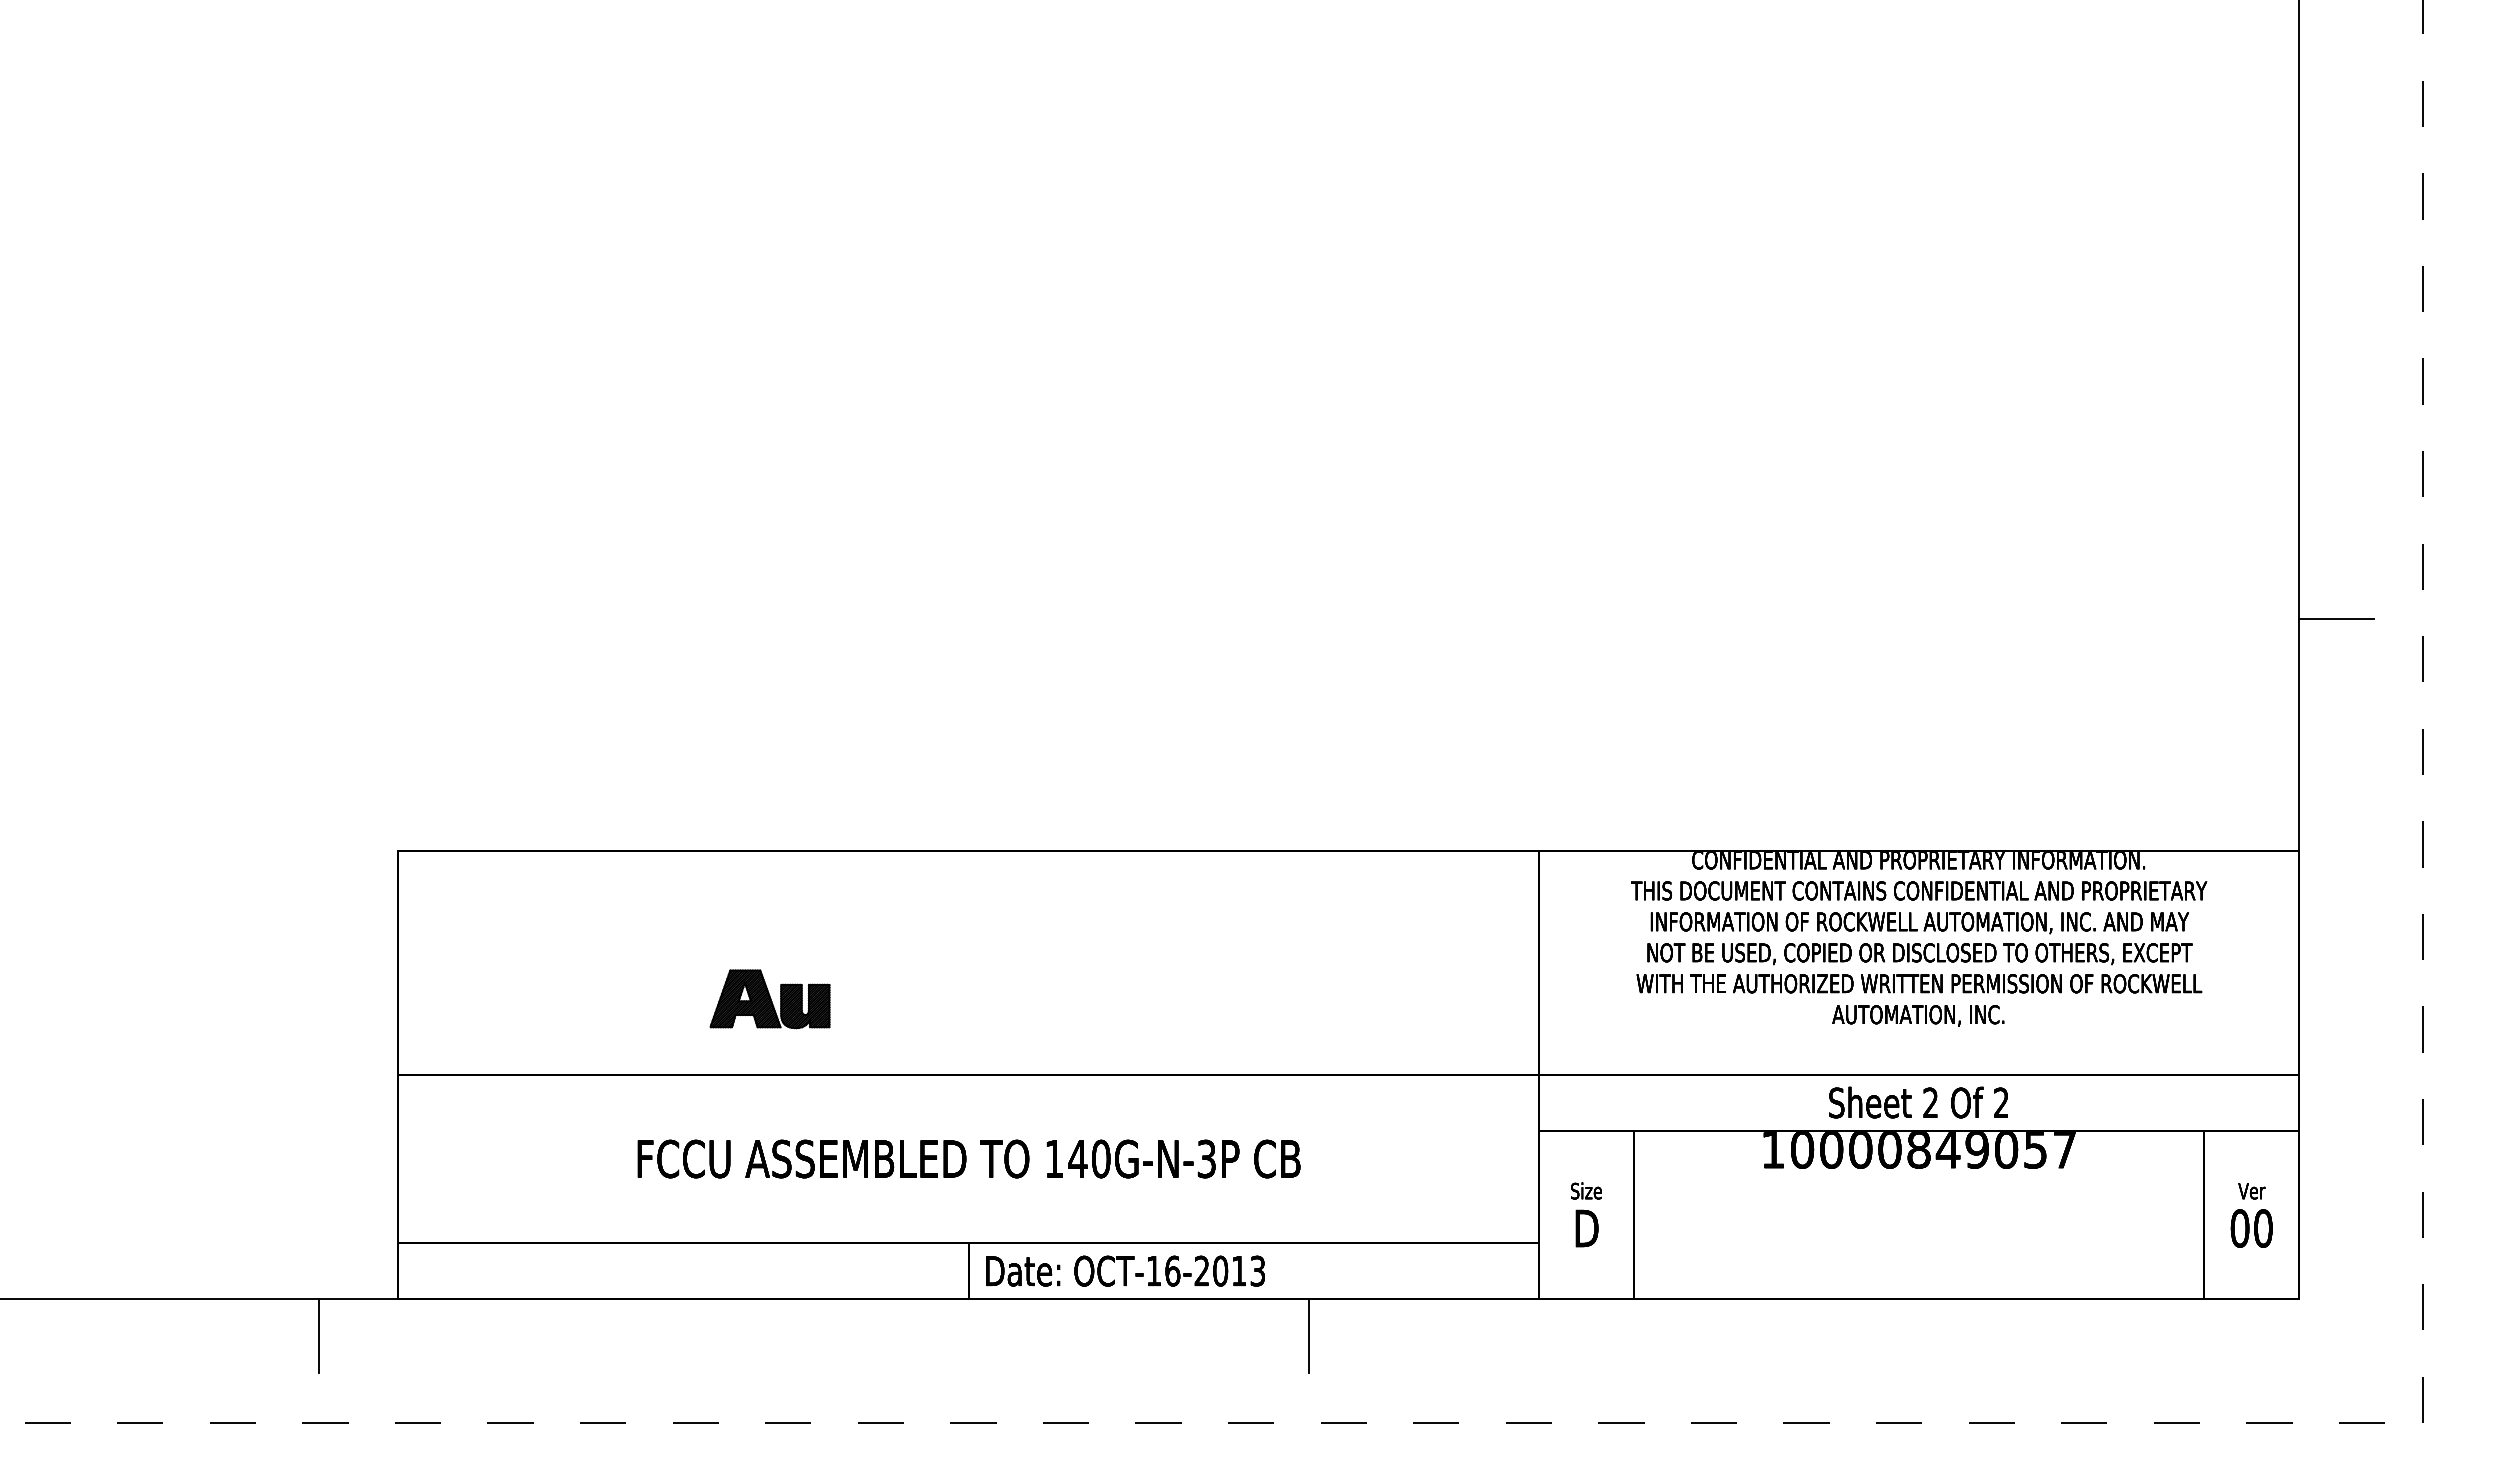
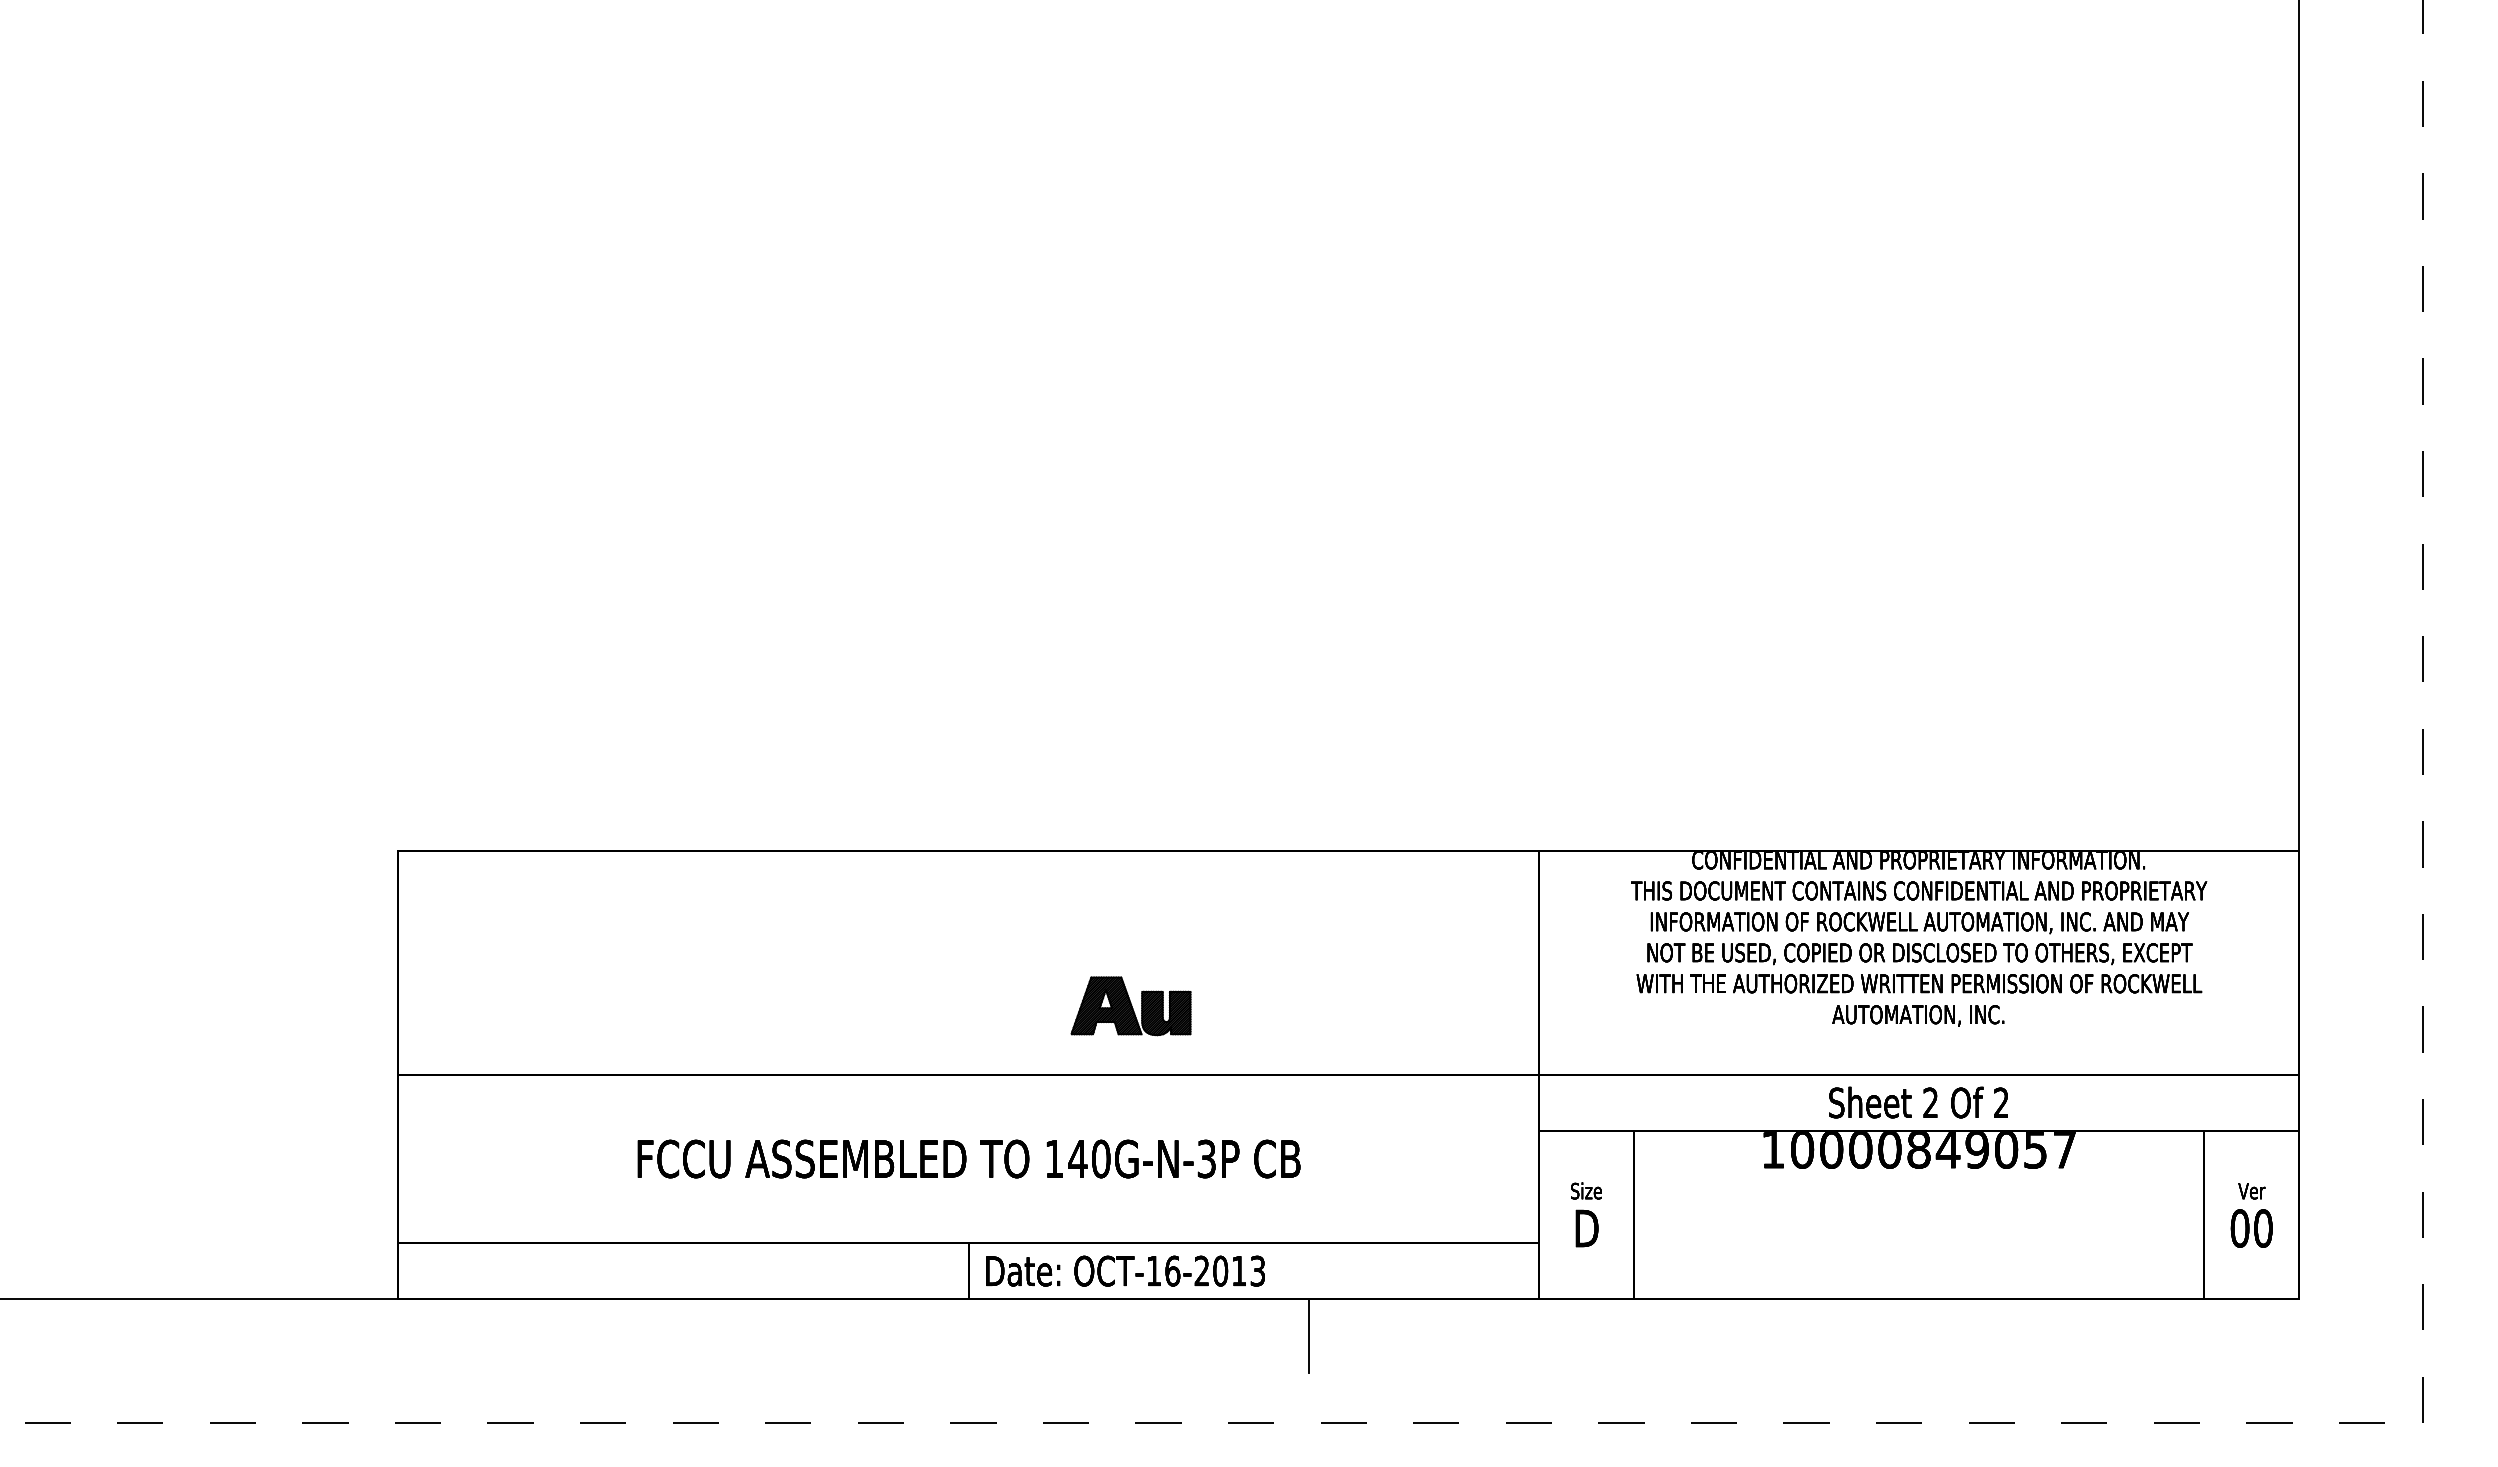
line: present -> none (2336, 618)
part position: (769, 999) -> (1130, 1006) (1130, 1006)
line: present -> none (319, 1336)
